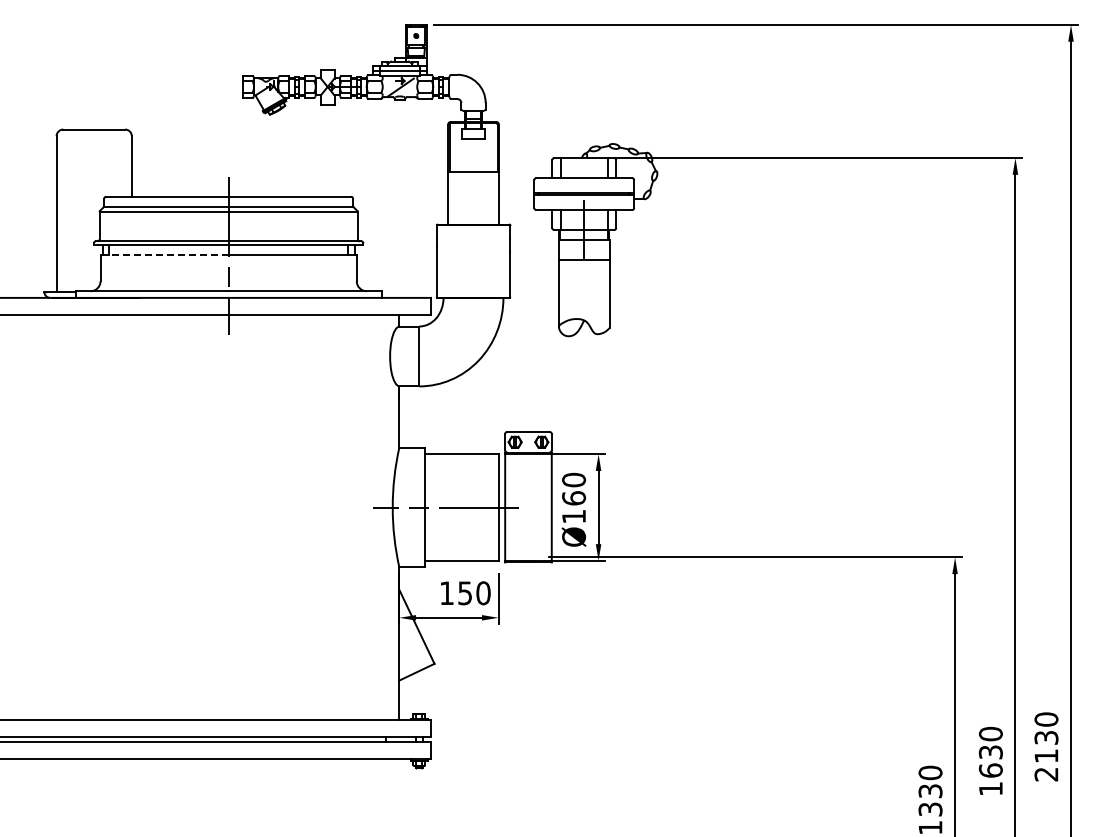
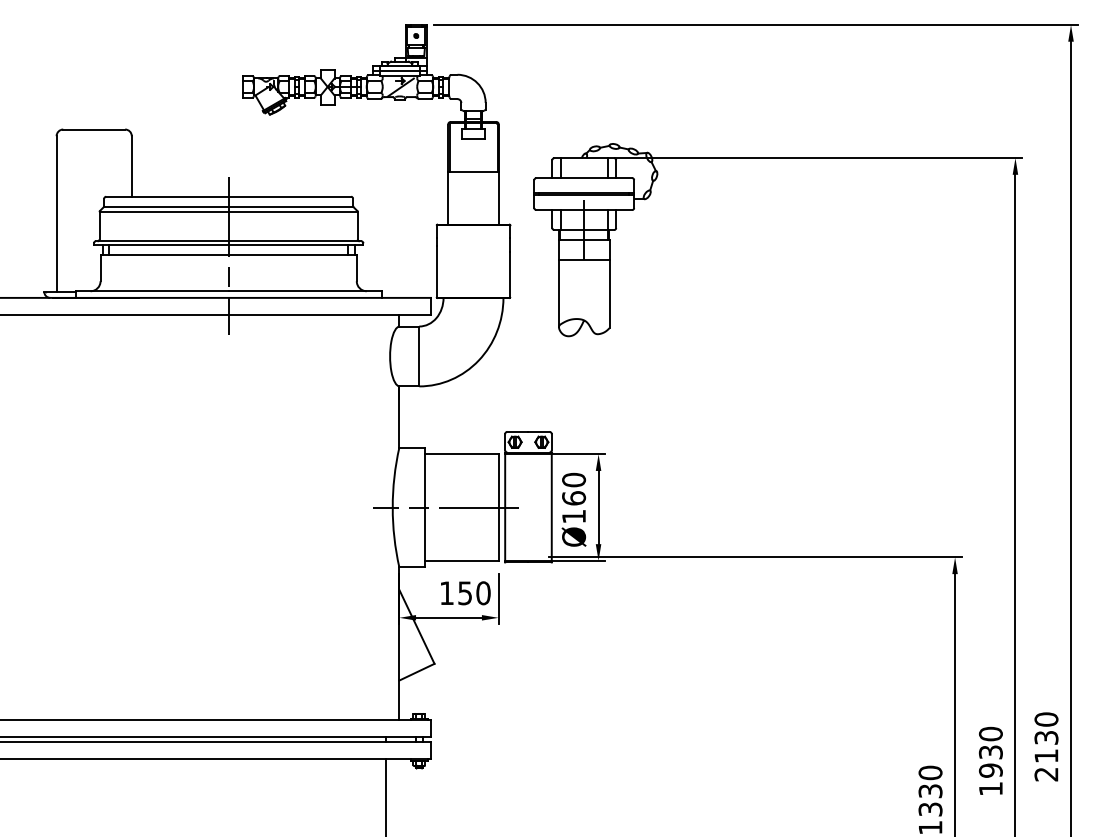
line: dashed -> solid (165, 255)
text: 1630 -> 1930 (990, 770)
line: none -> present (386, 795)
